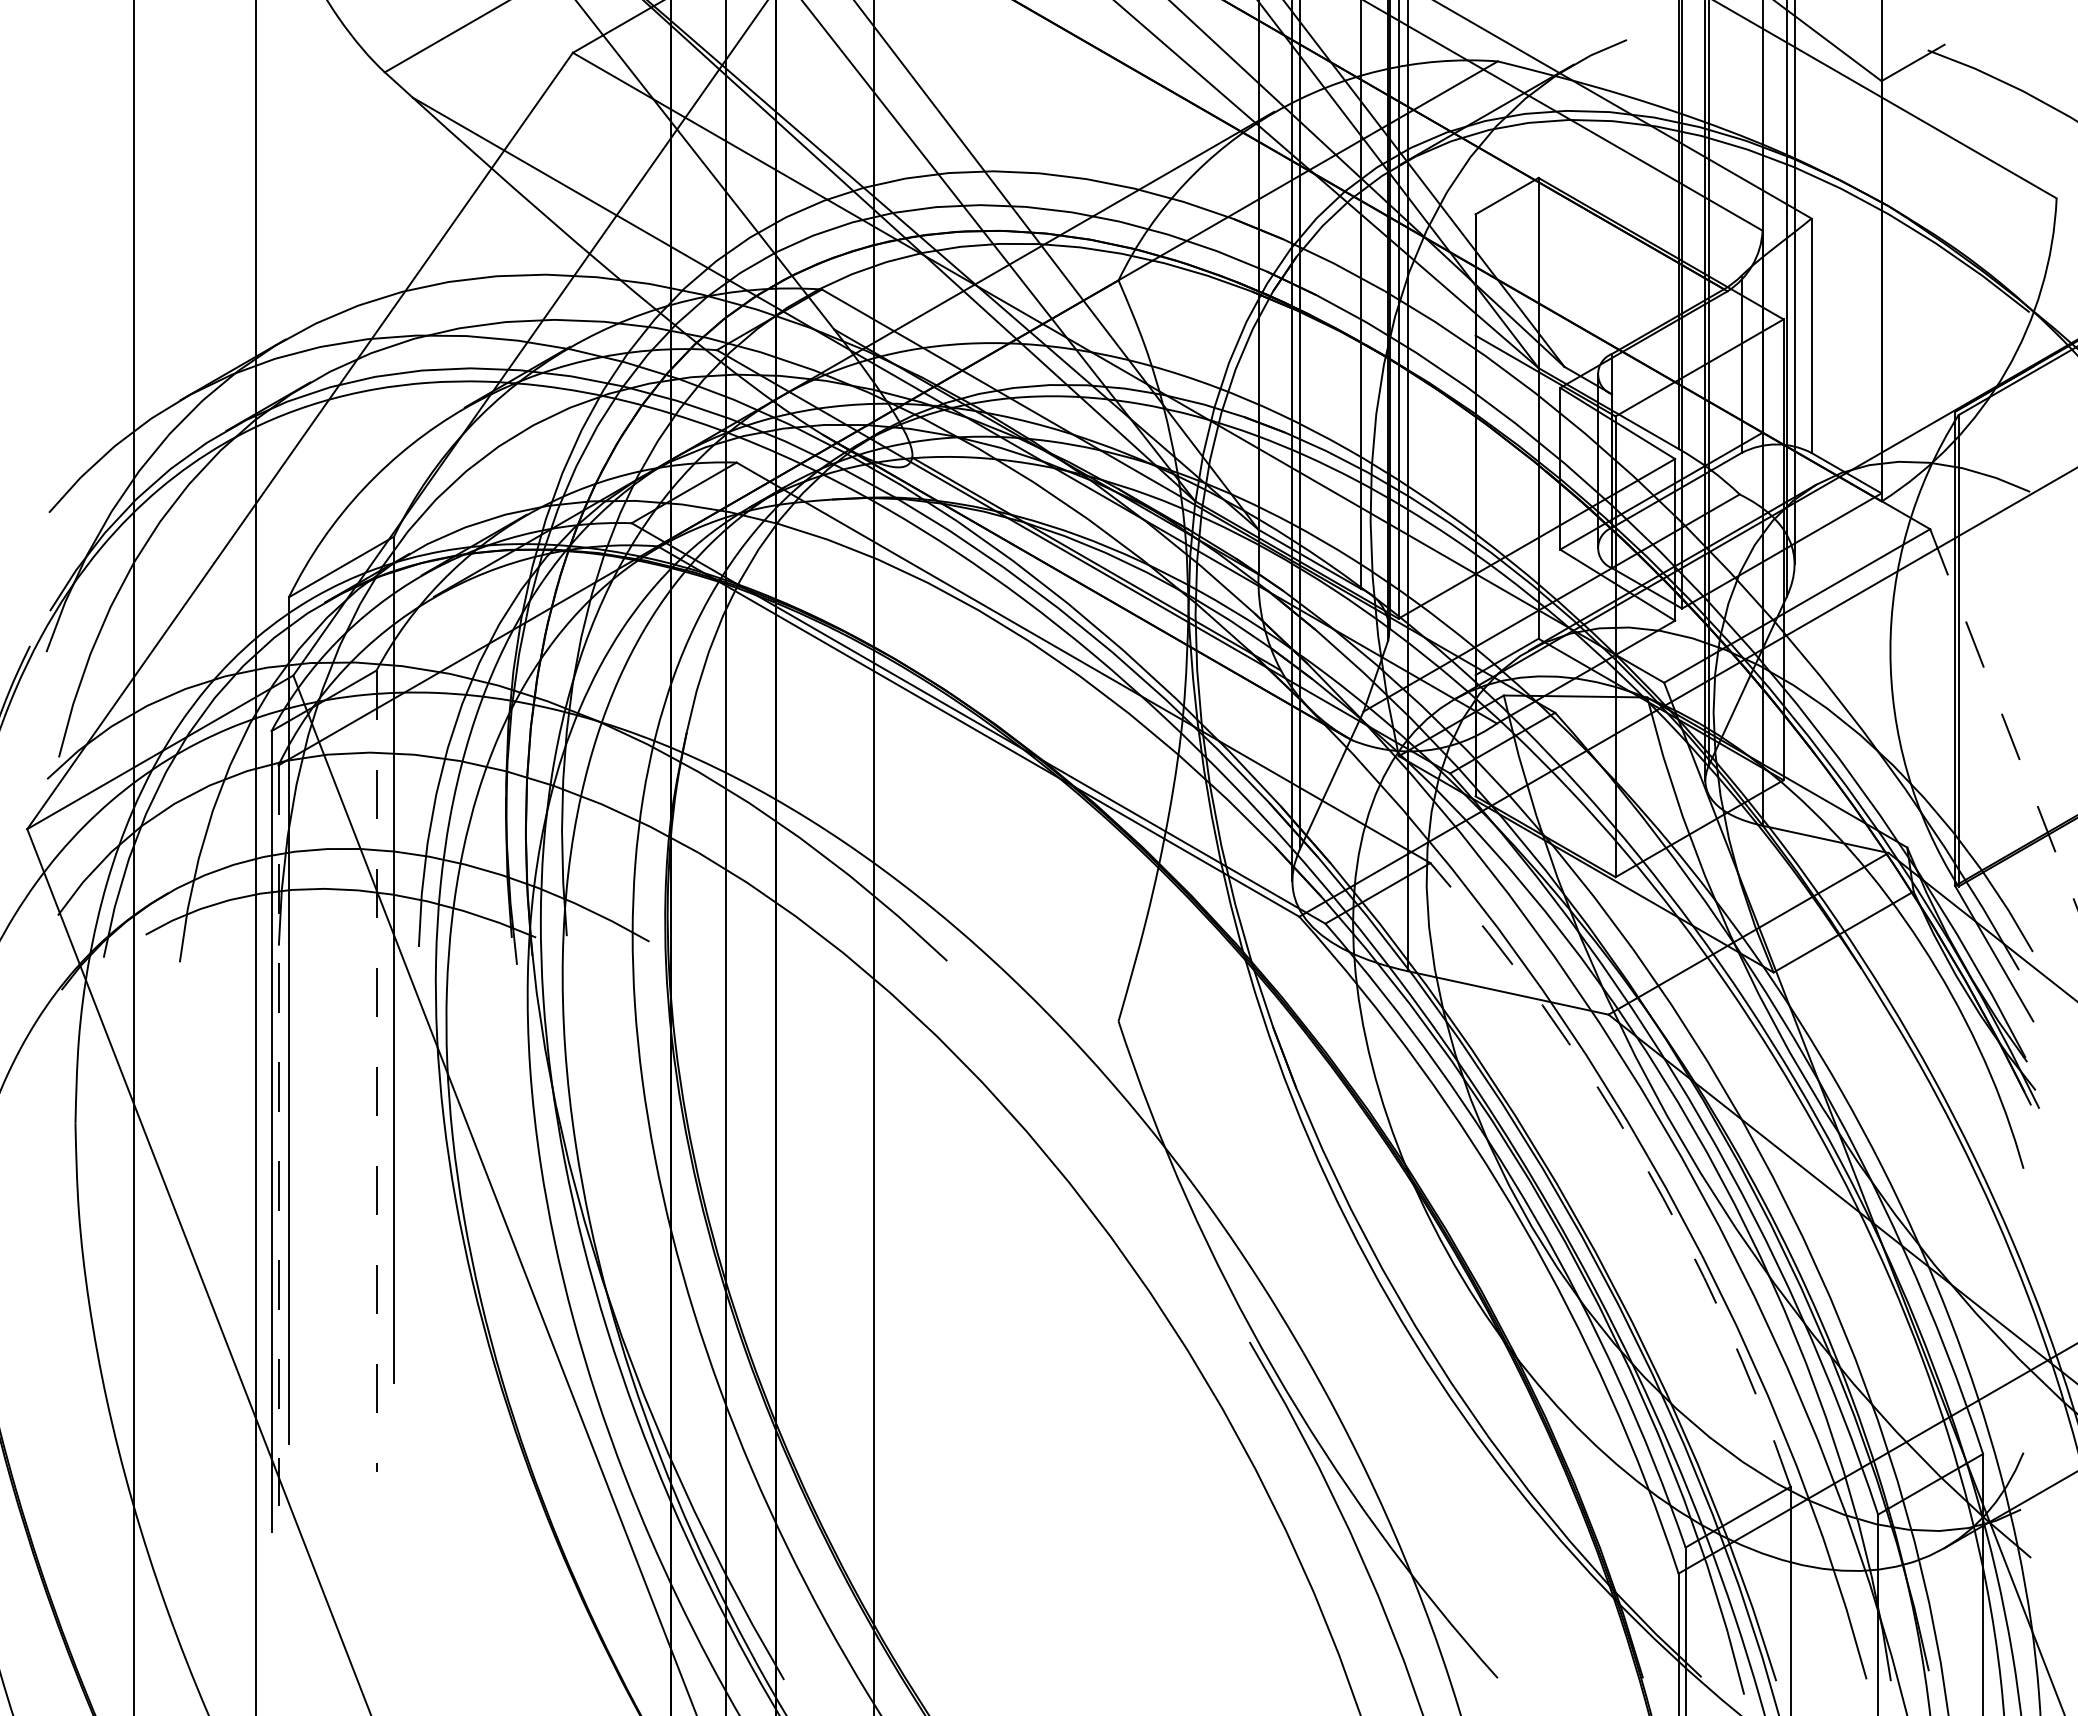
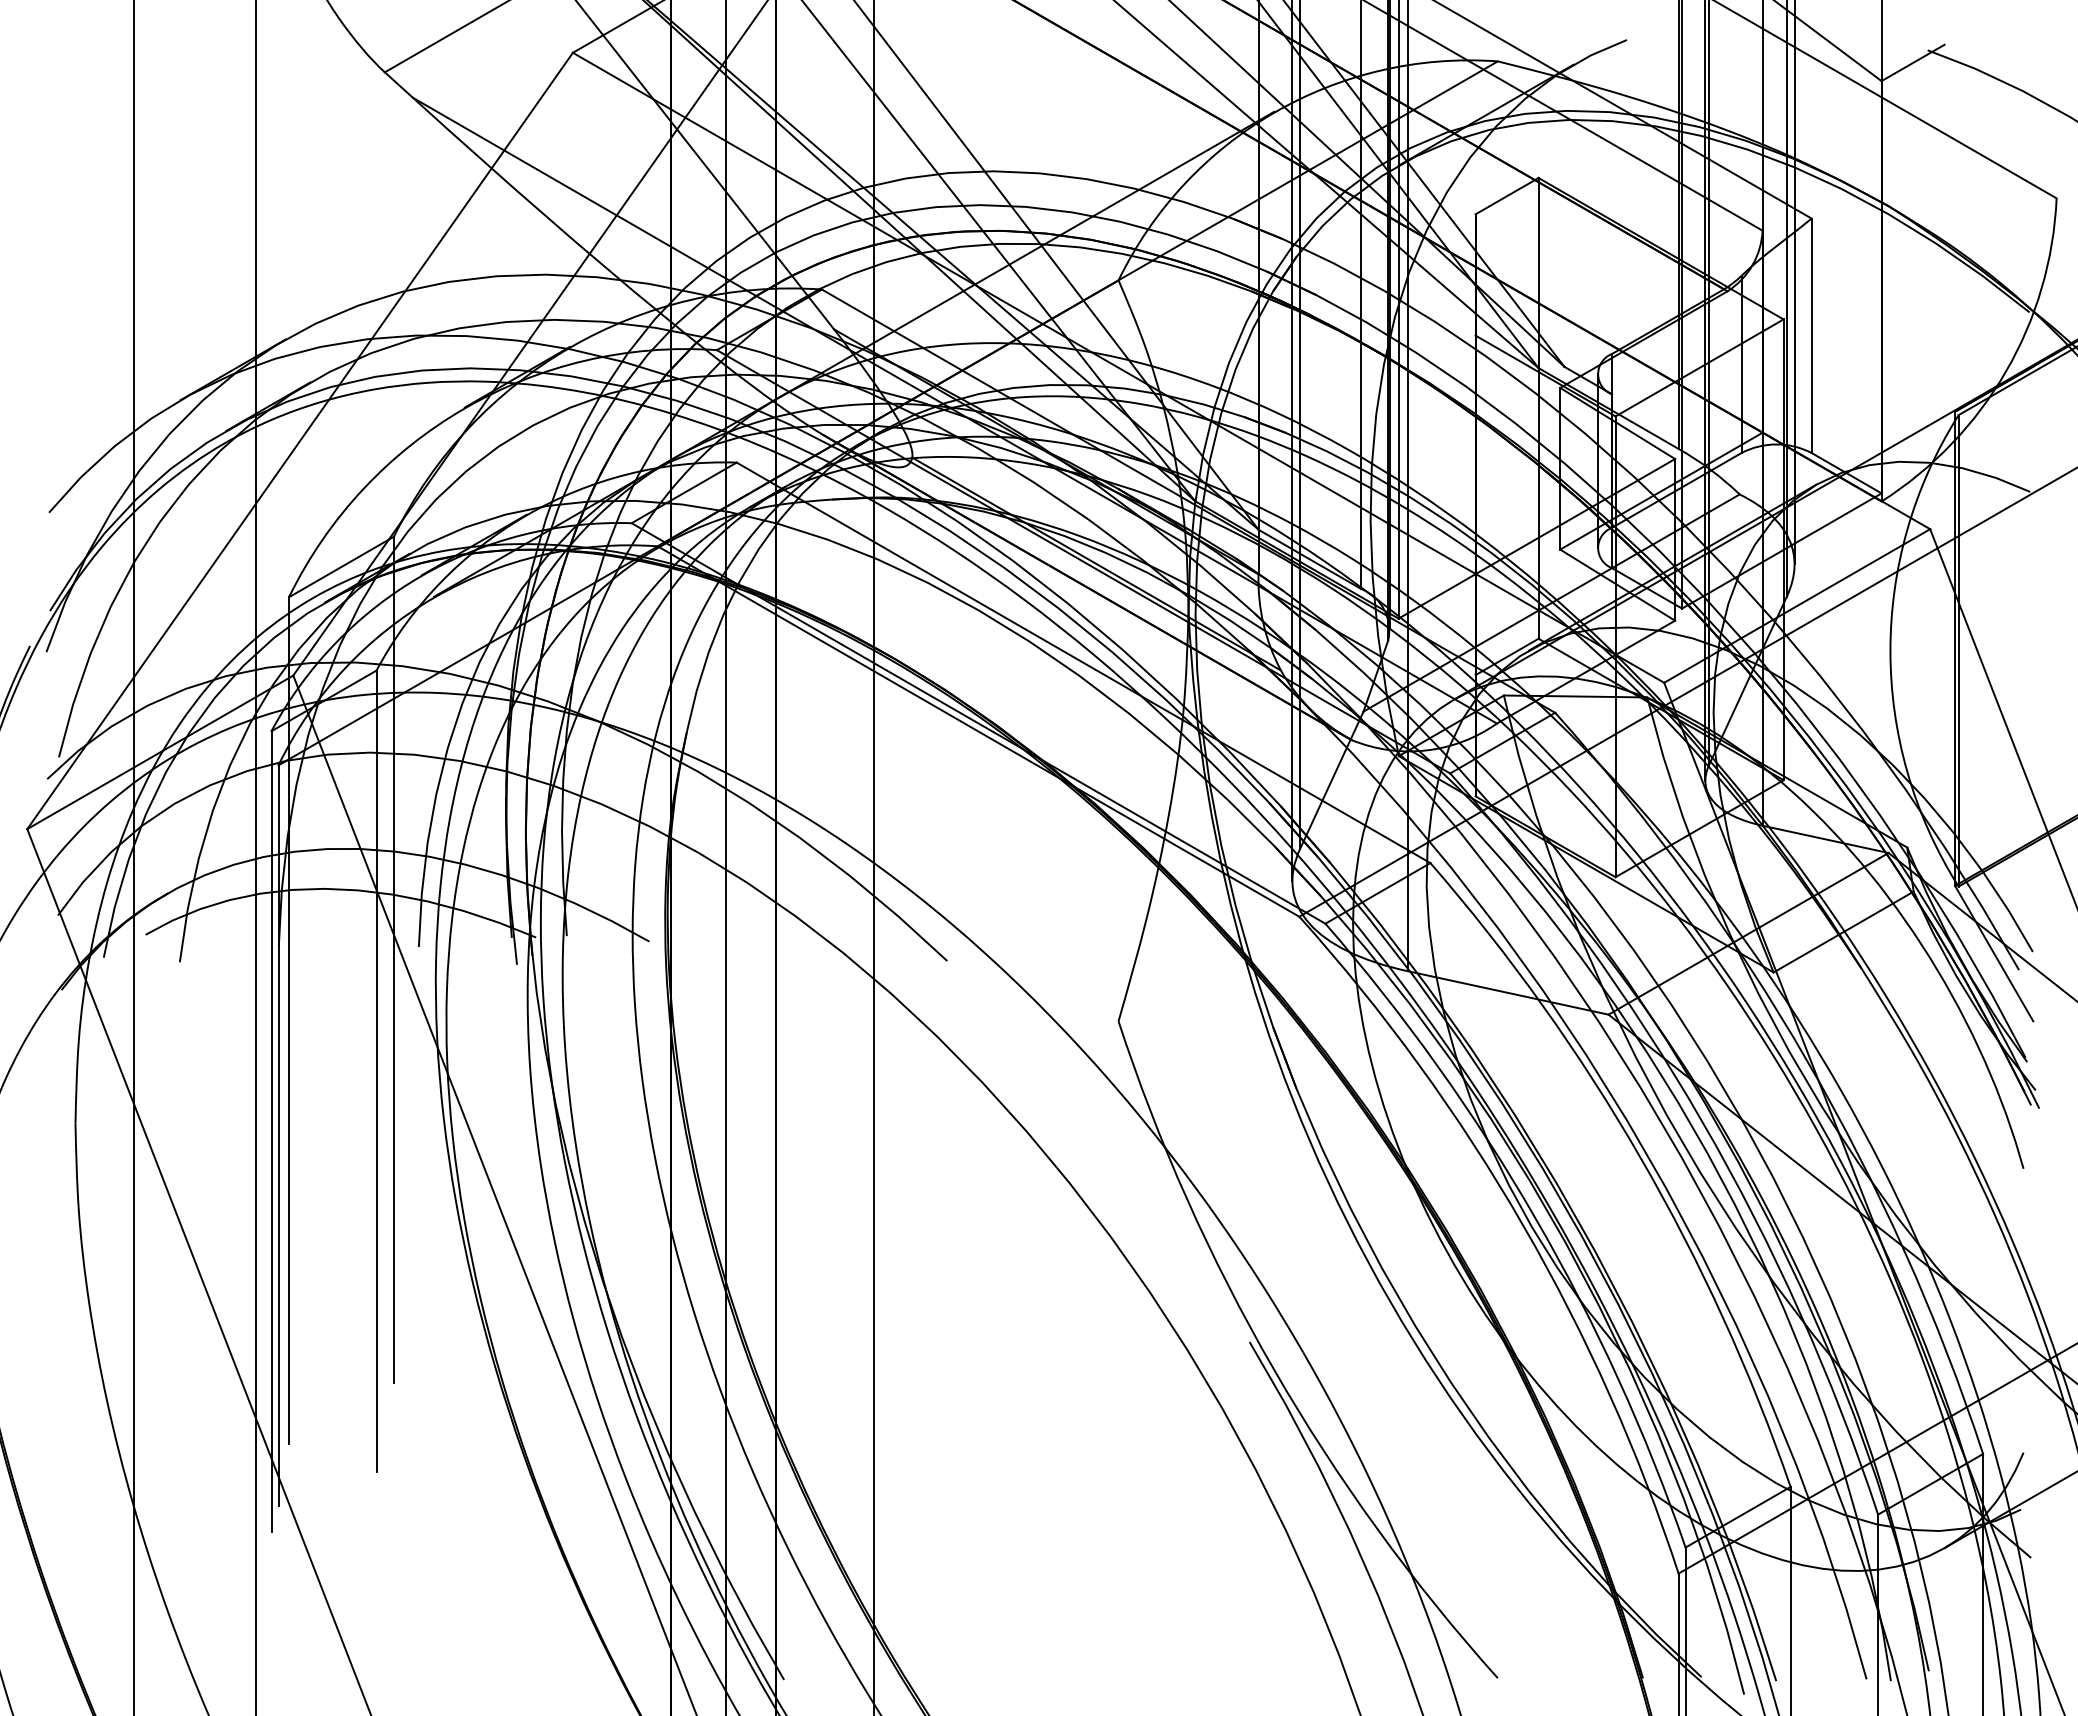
line: dashed -> solid (2003, 719)
line: dashed -> solid (376, 1071)
line: dashed -> solid (278, 1136)
arc: dashed -> solid (1640, 1157)
